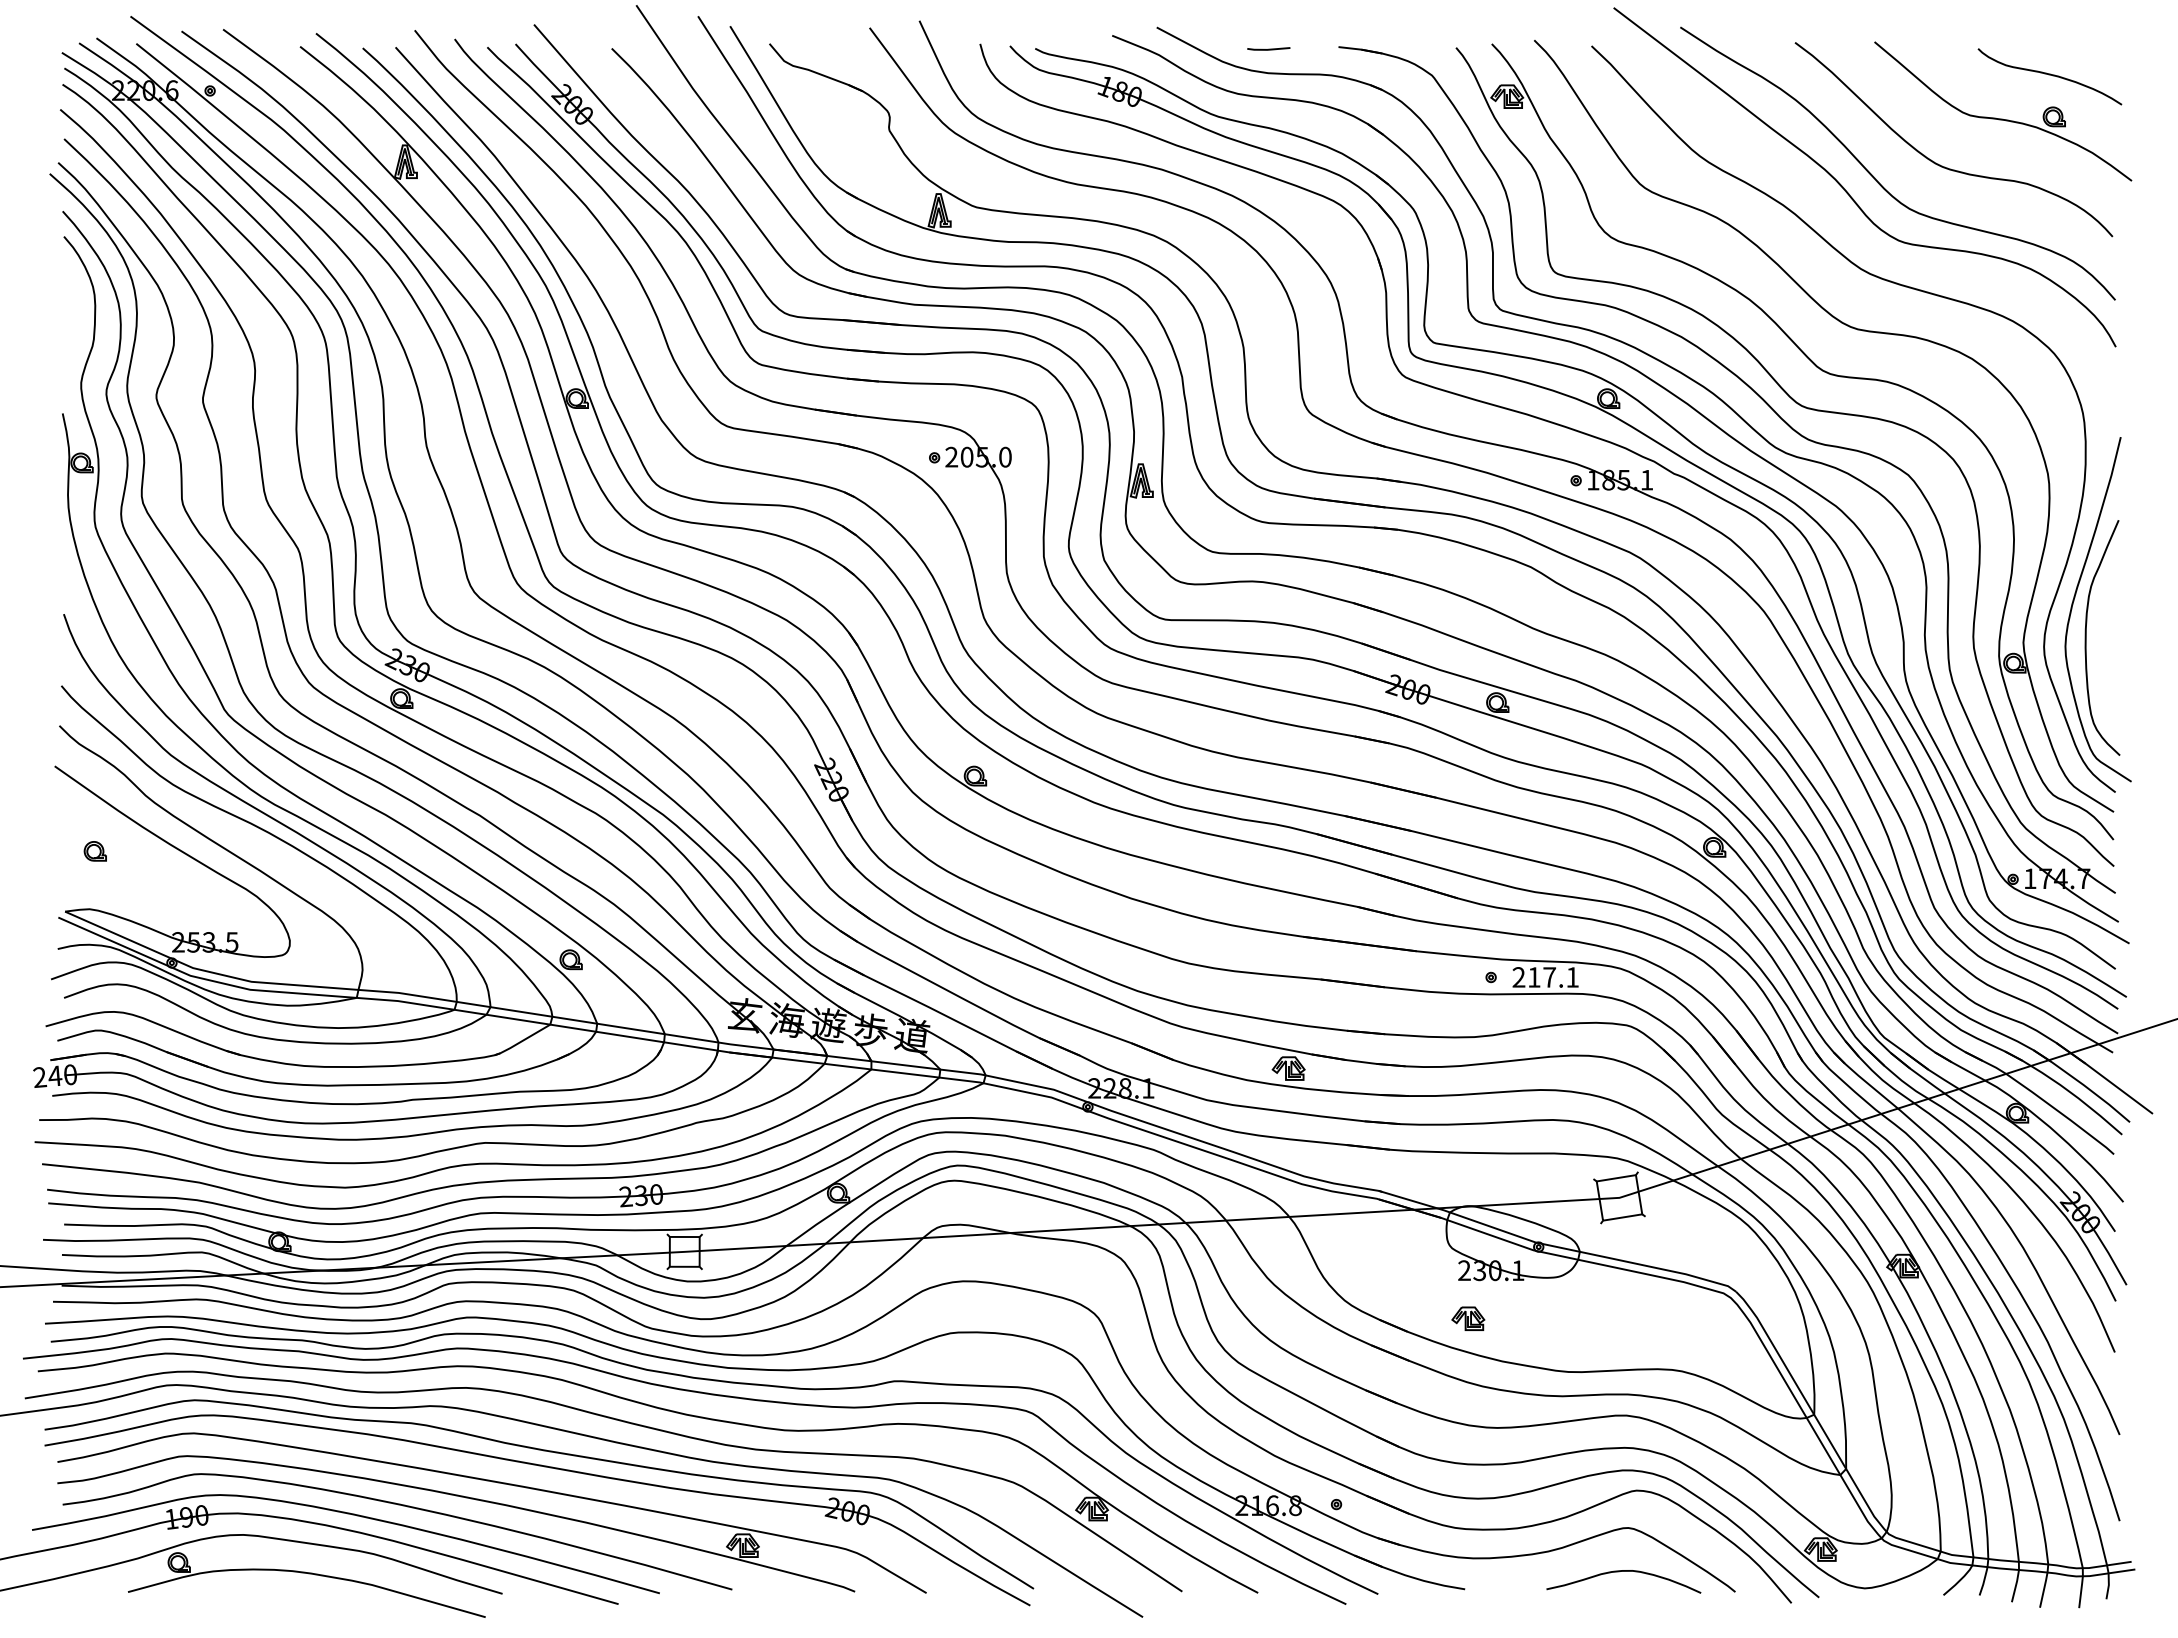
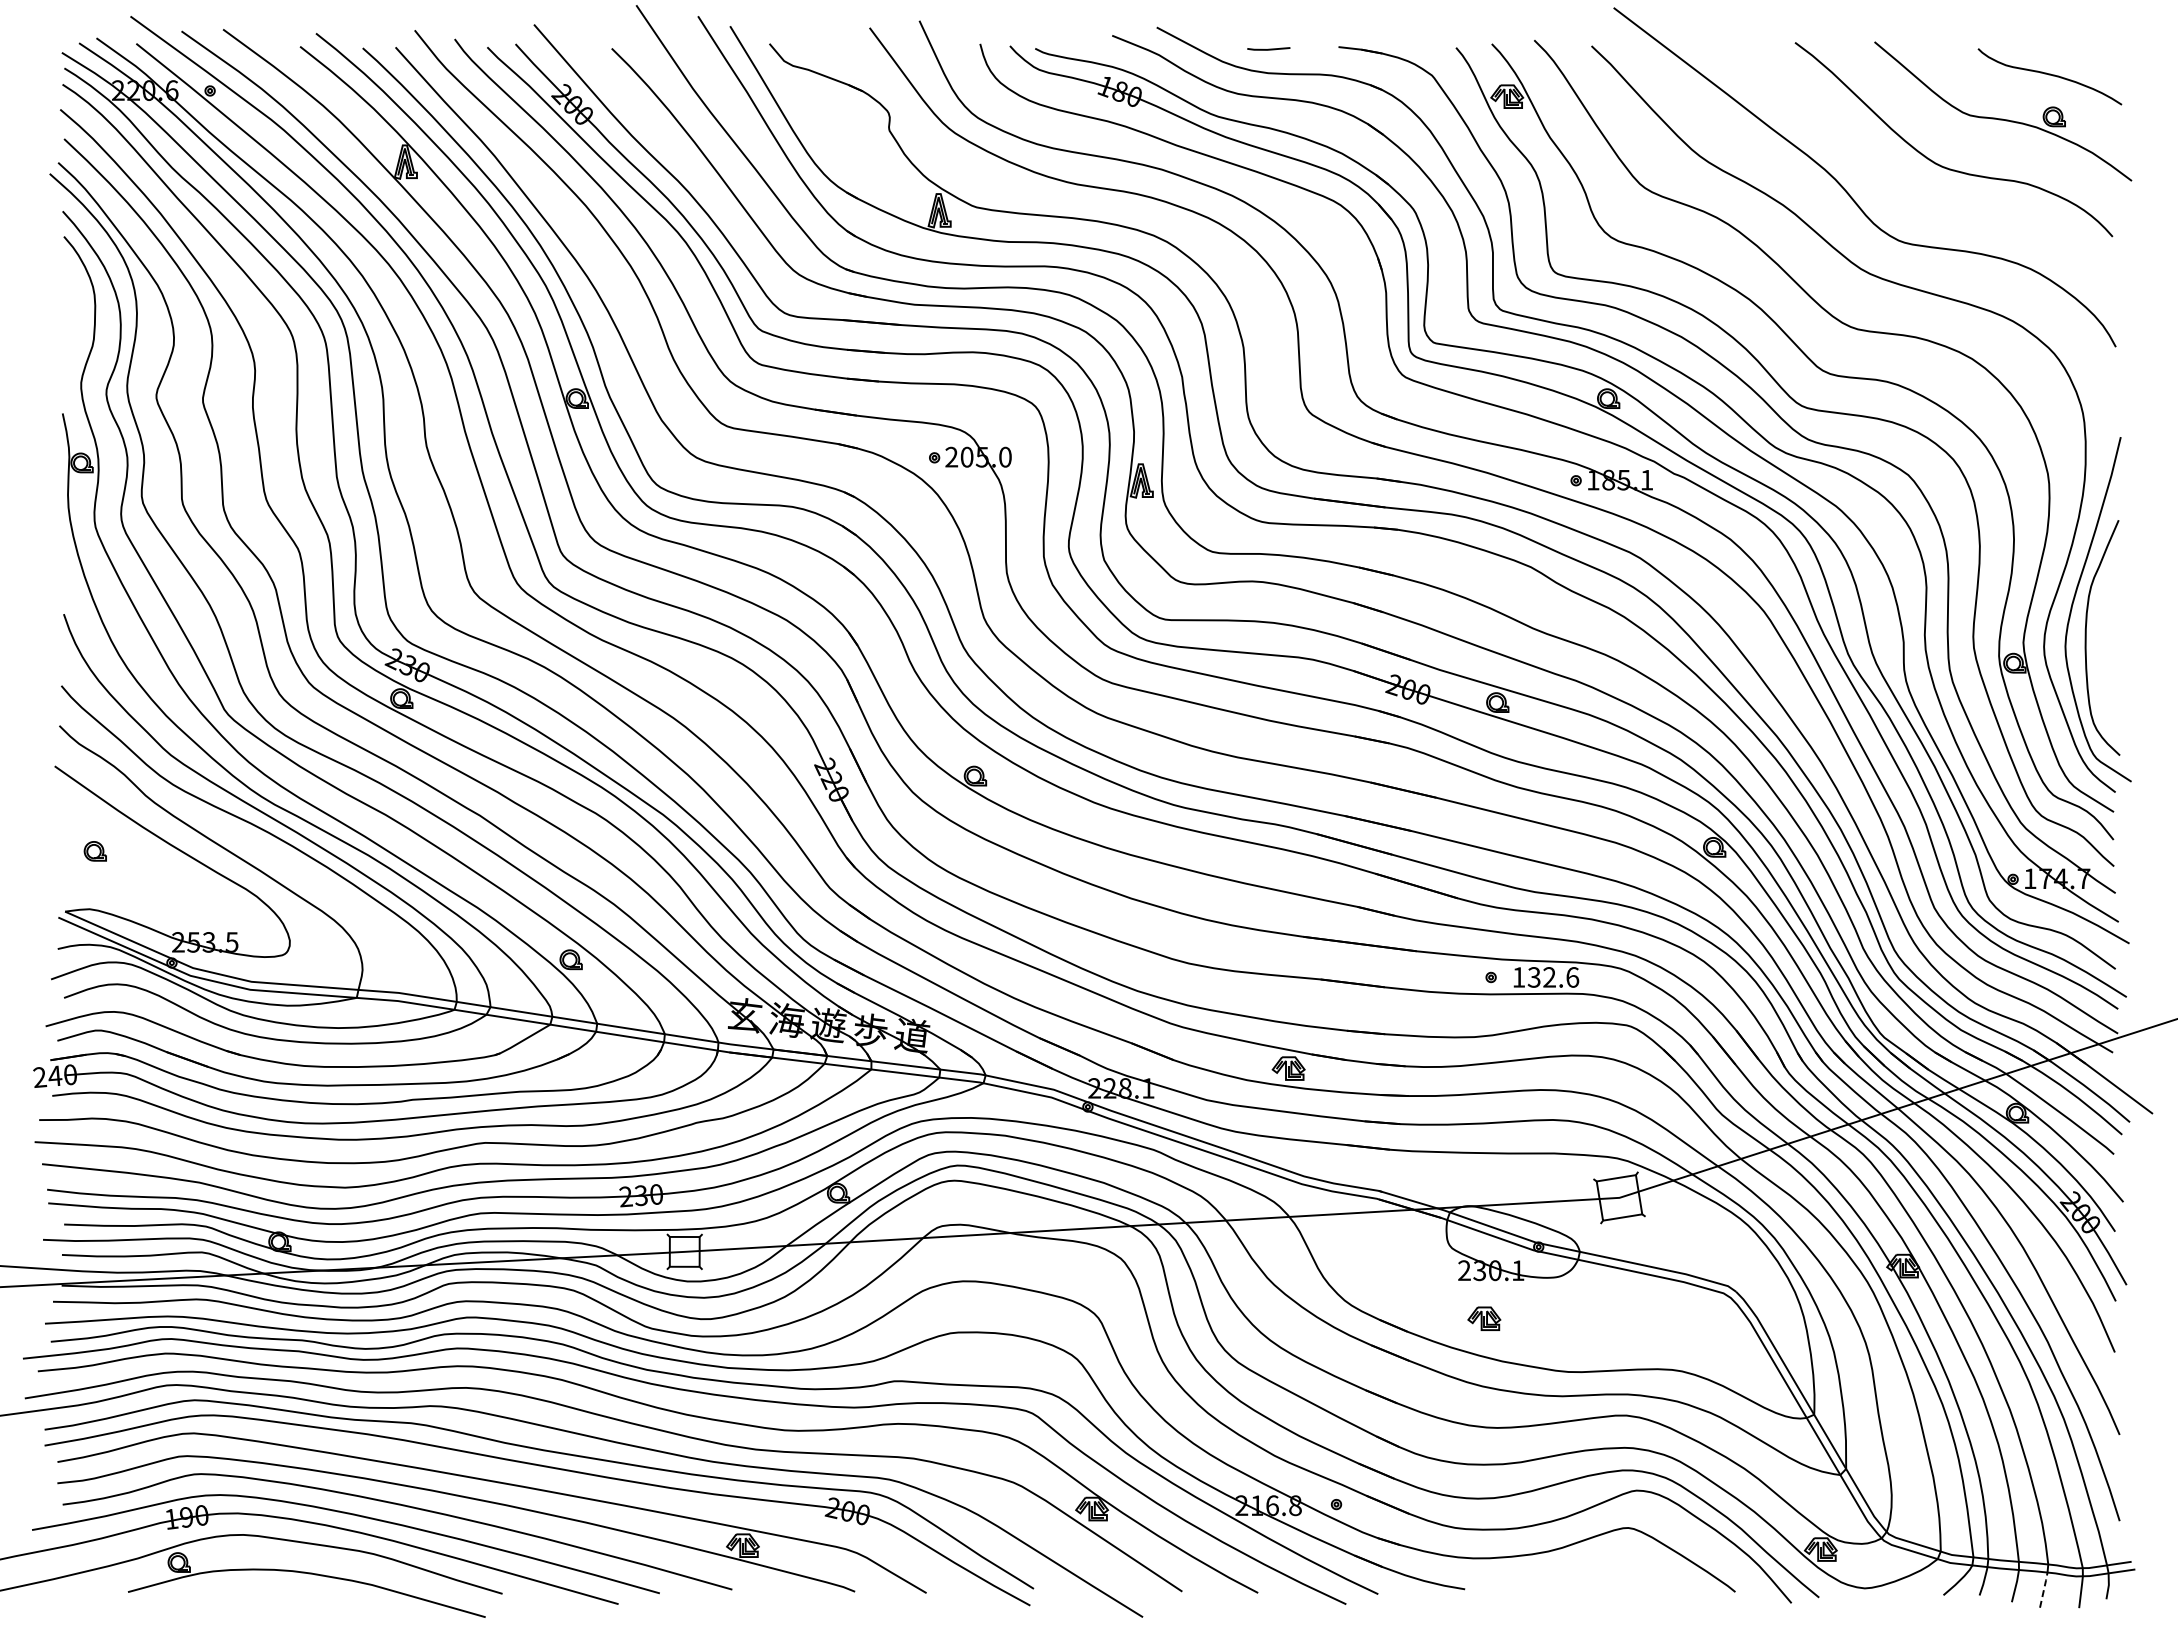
curve: present -> none (1878, 181)
text: 217.1 -> 132.6 (1545, 977)
part position: (1468, 1318) -> (1484, 1318) (1484, 1318)
curve: present -> none (1619, 1572)
line: solid -> dashed (2043, 1589)
